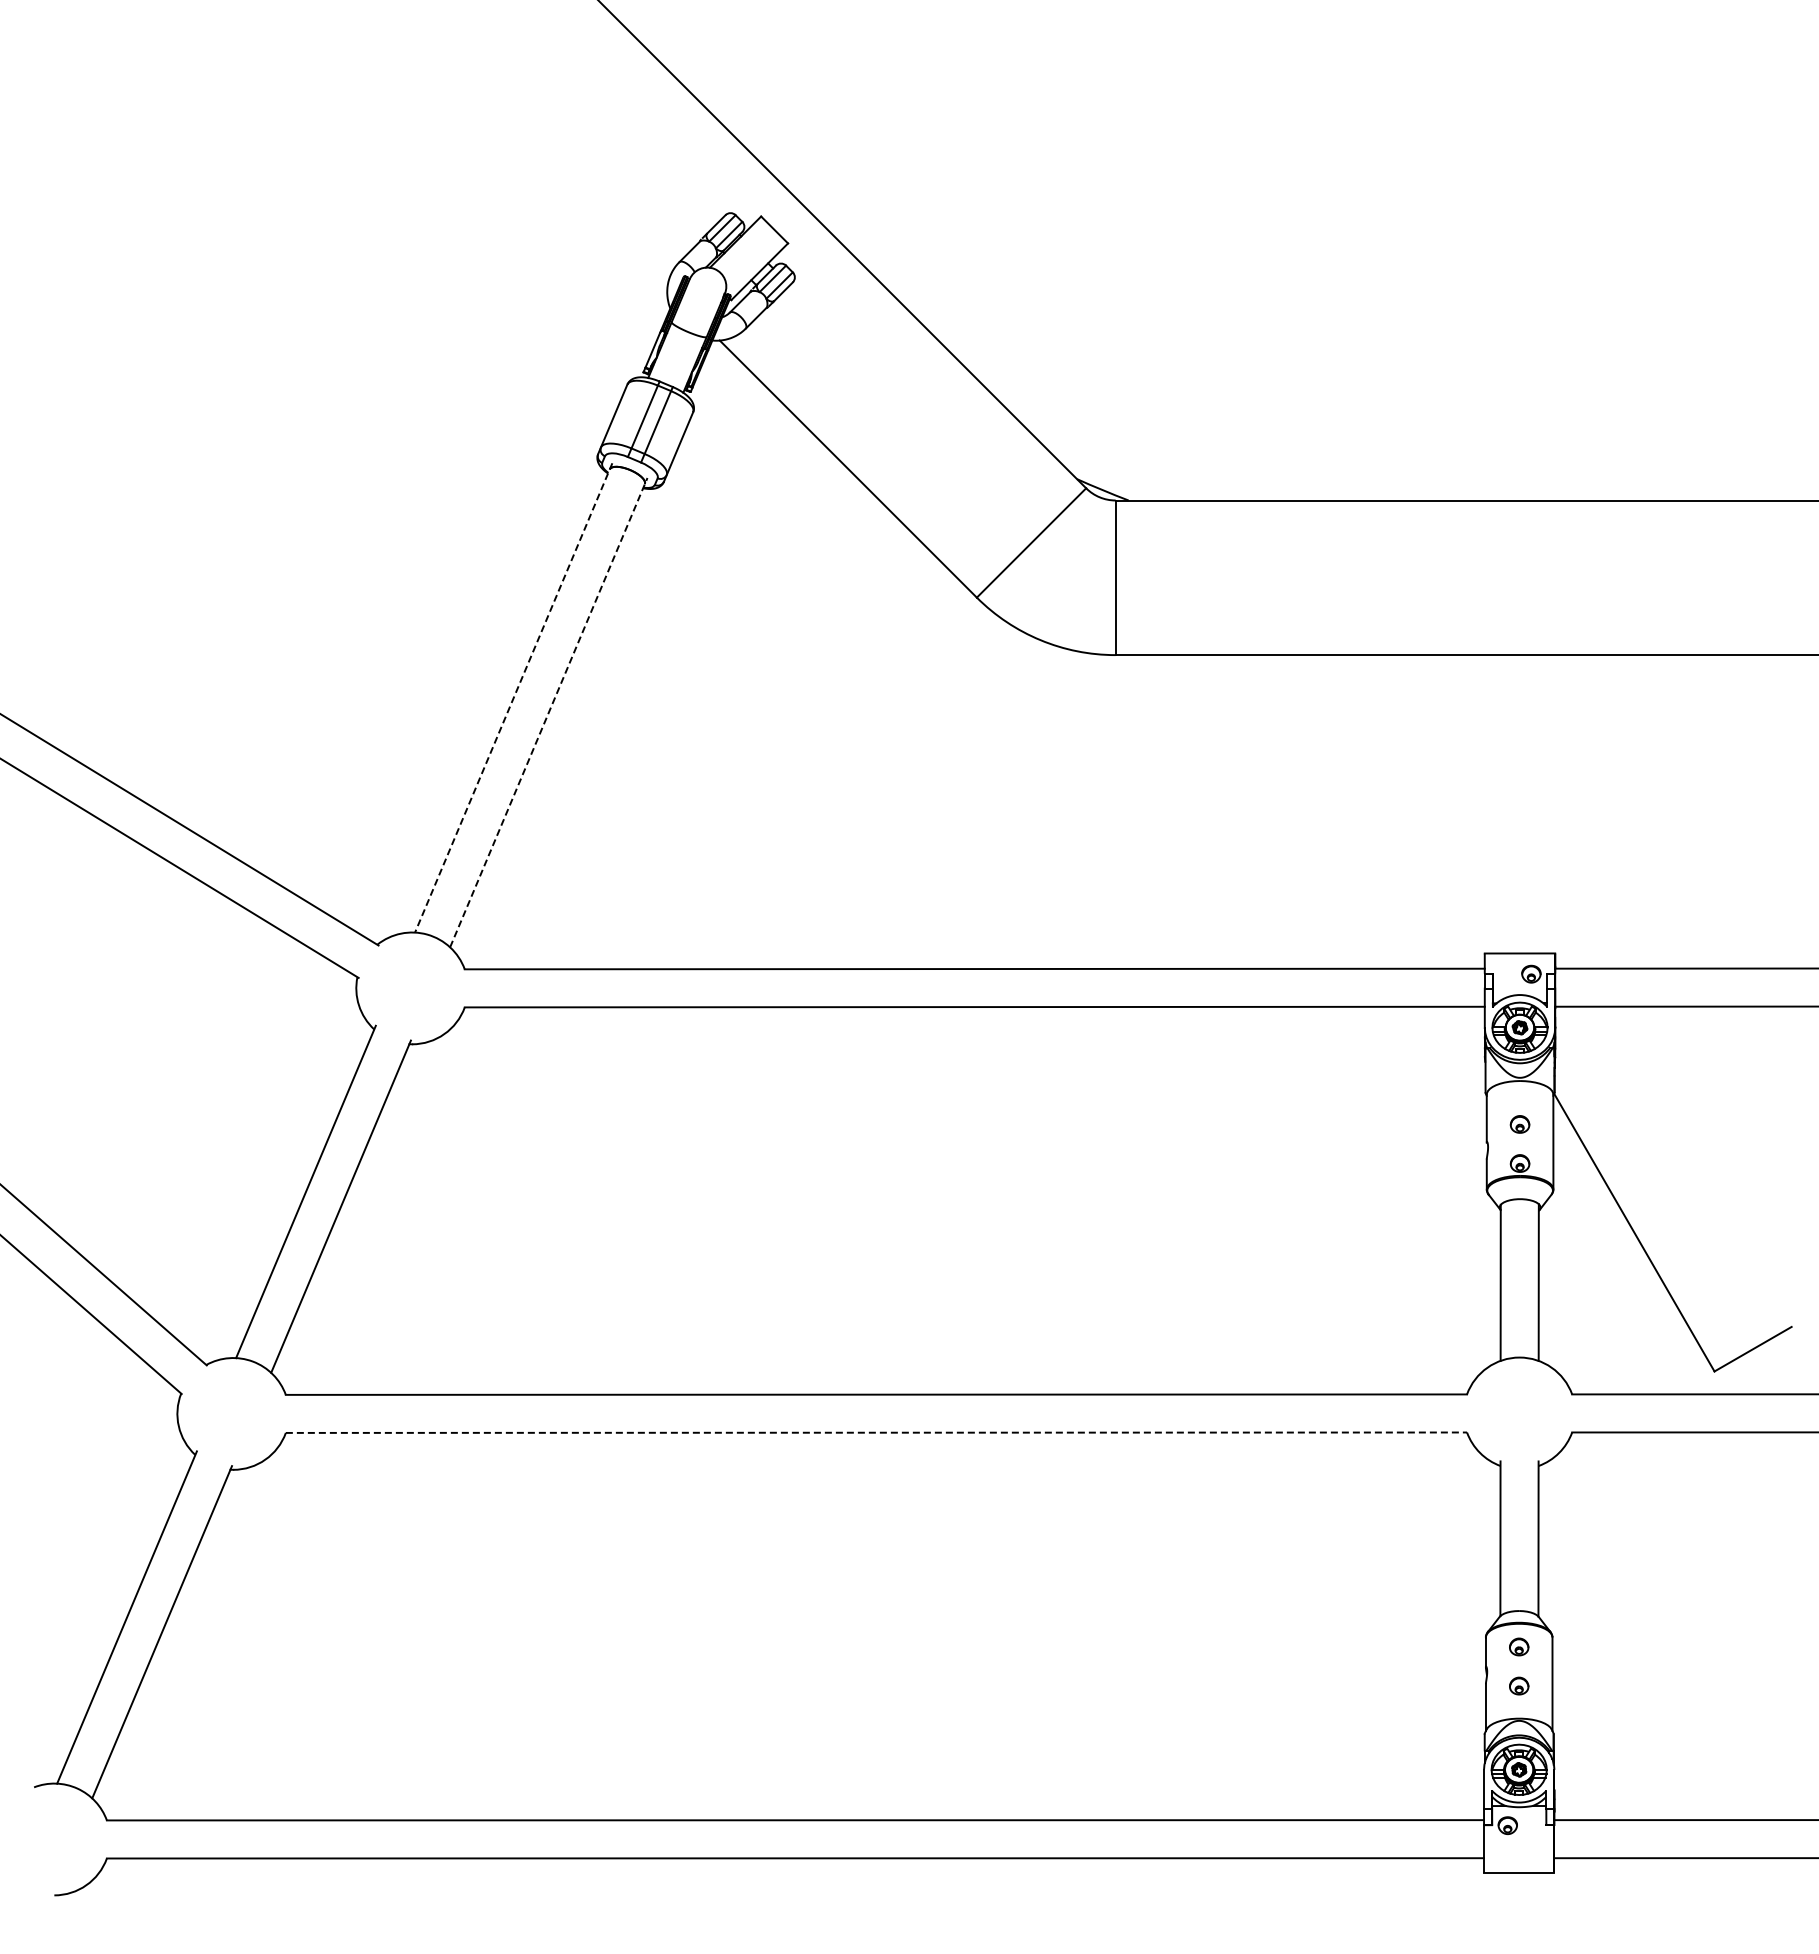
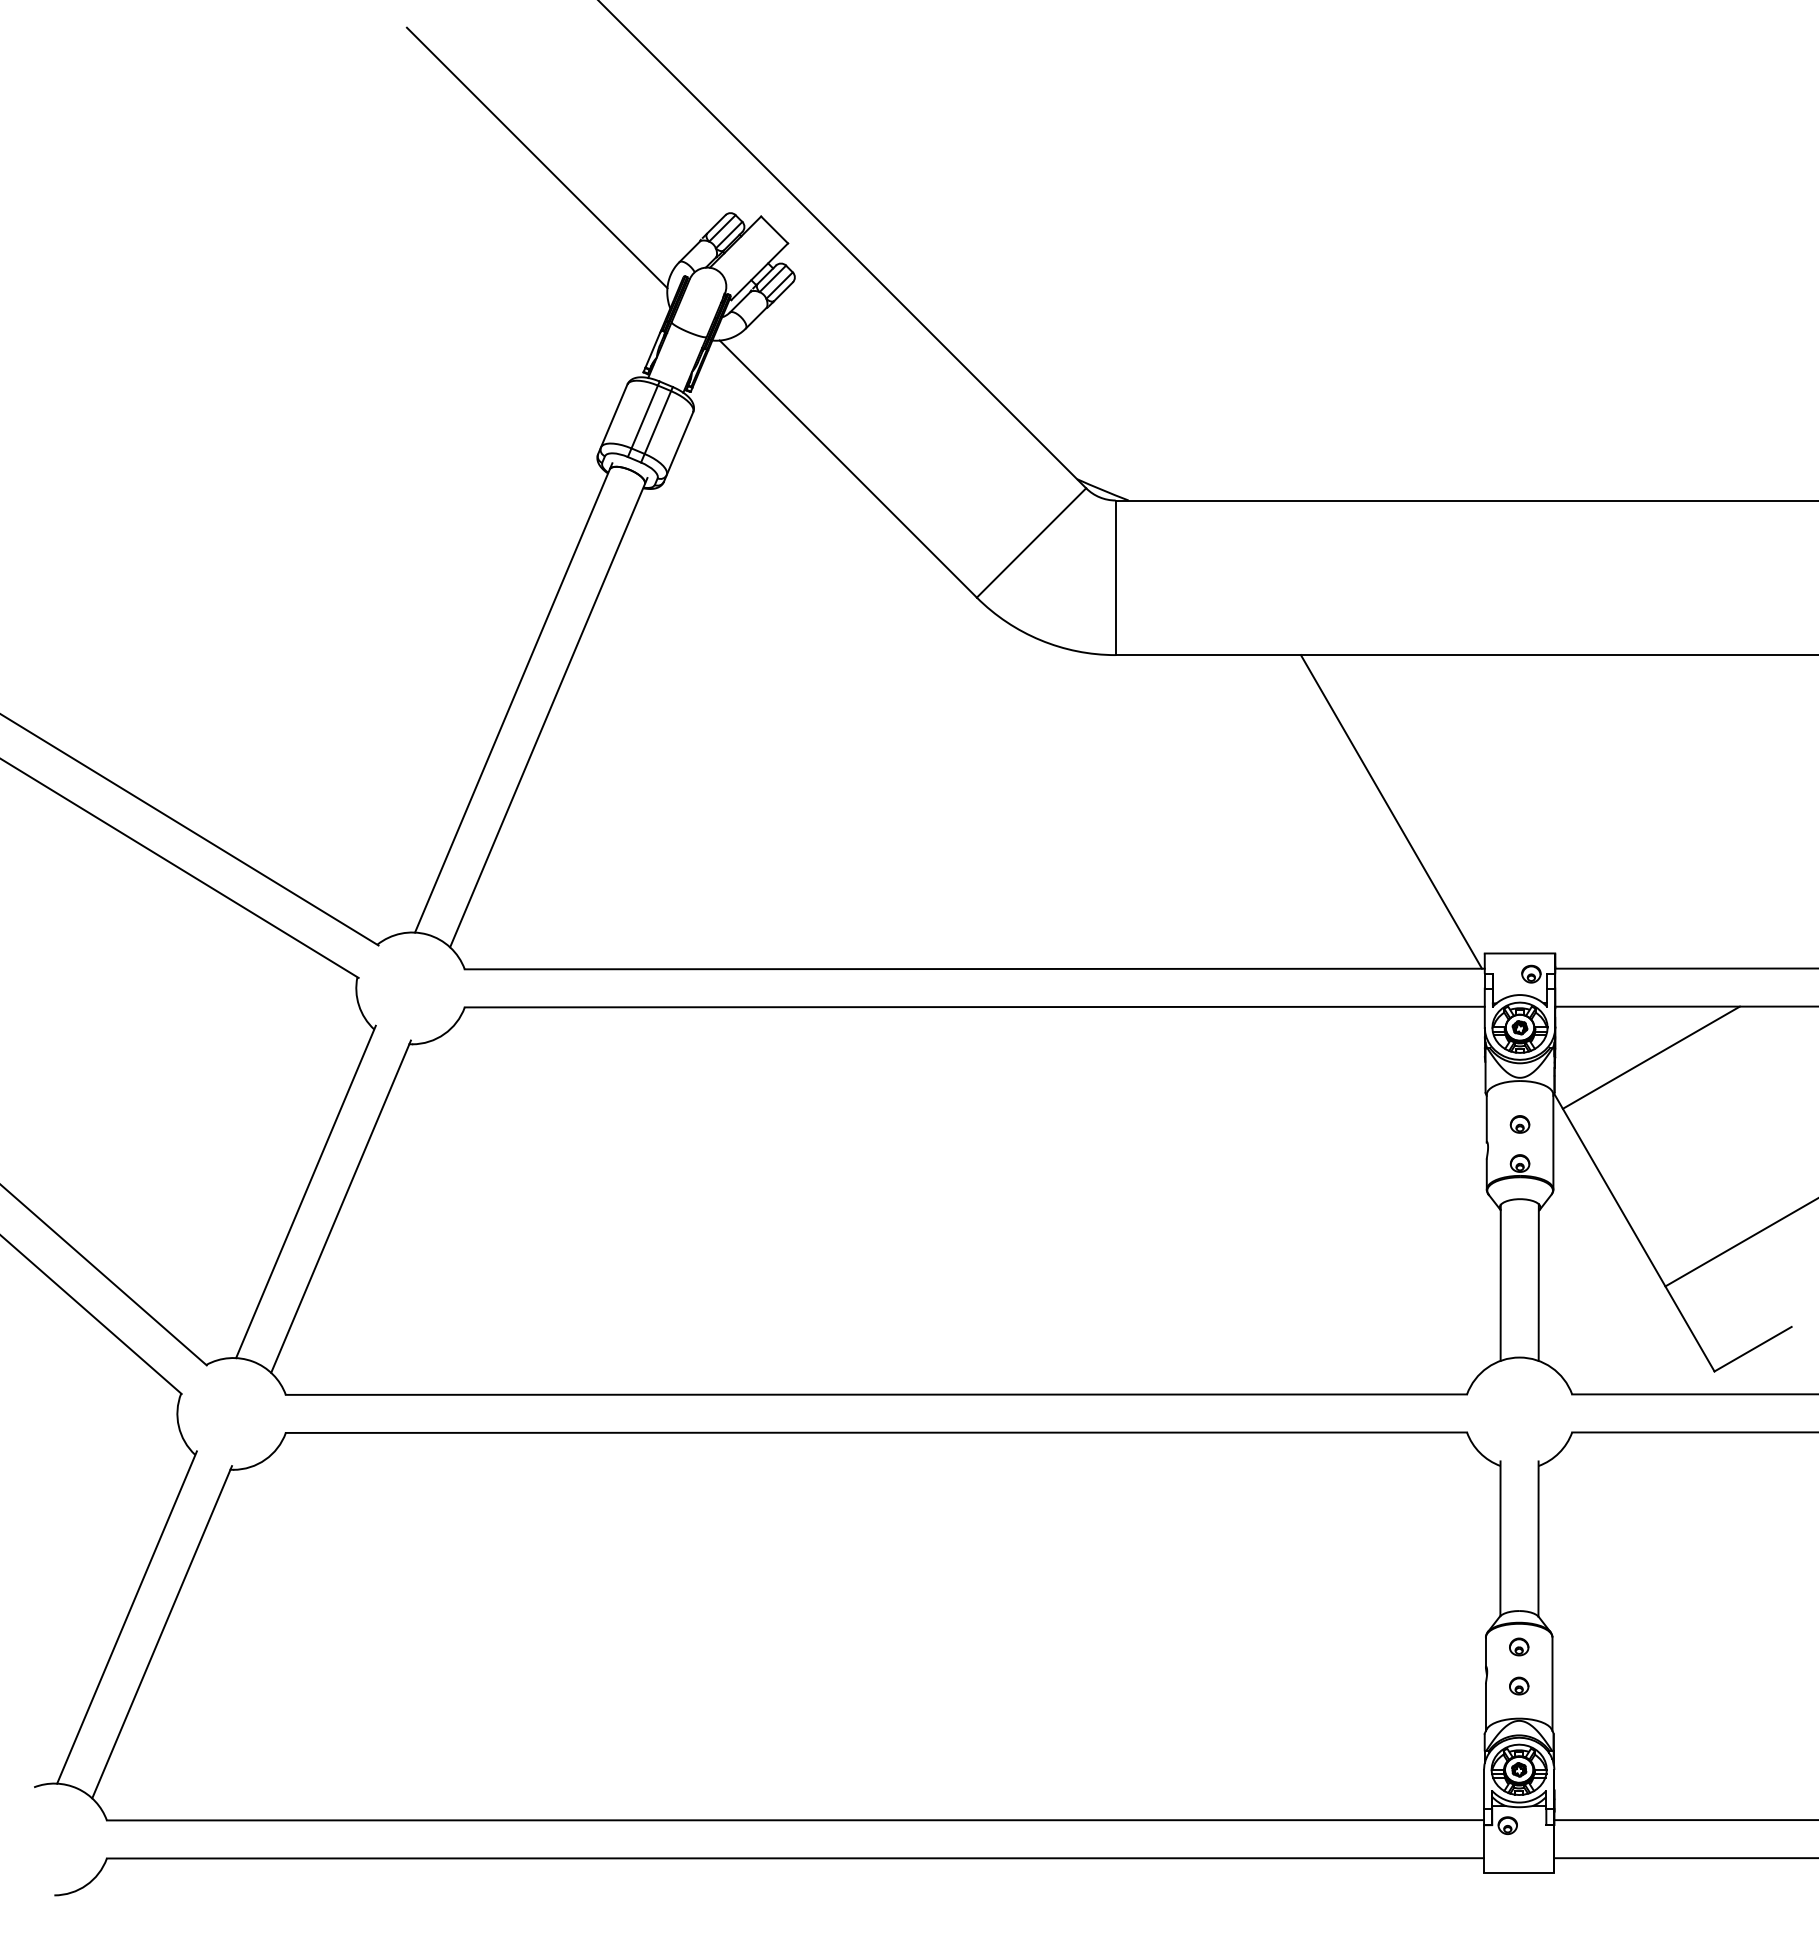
line: none -> present (536, 157)
line: dashed -> solid (513, 697)
line: dashed -> solid (548, 712)
line: none -> present (1391, 811)
line: none -> present (1650, 1057)
line: none -> present (1740, 1242)
line: dashed -> solid (876, 1432)
